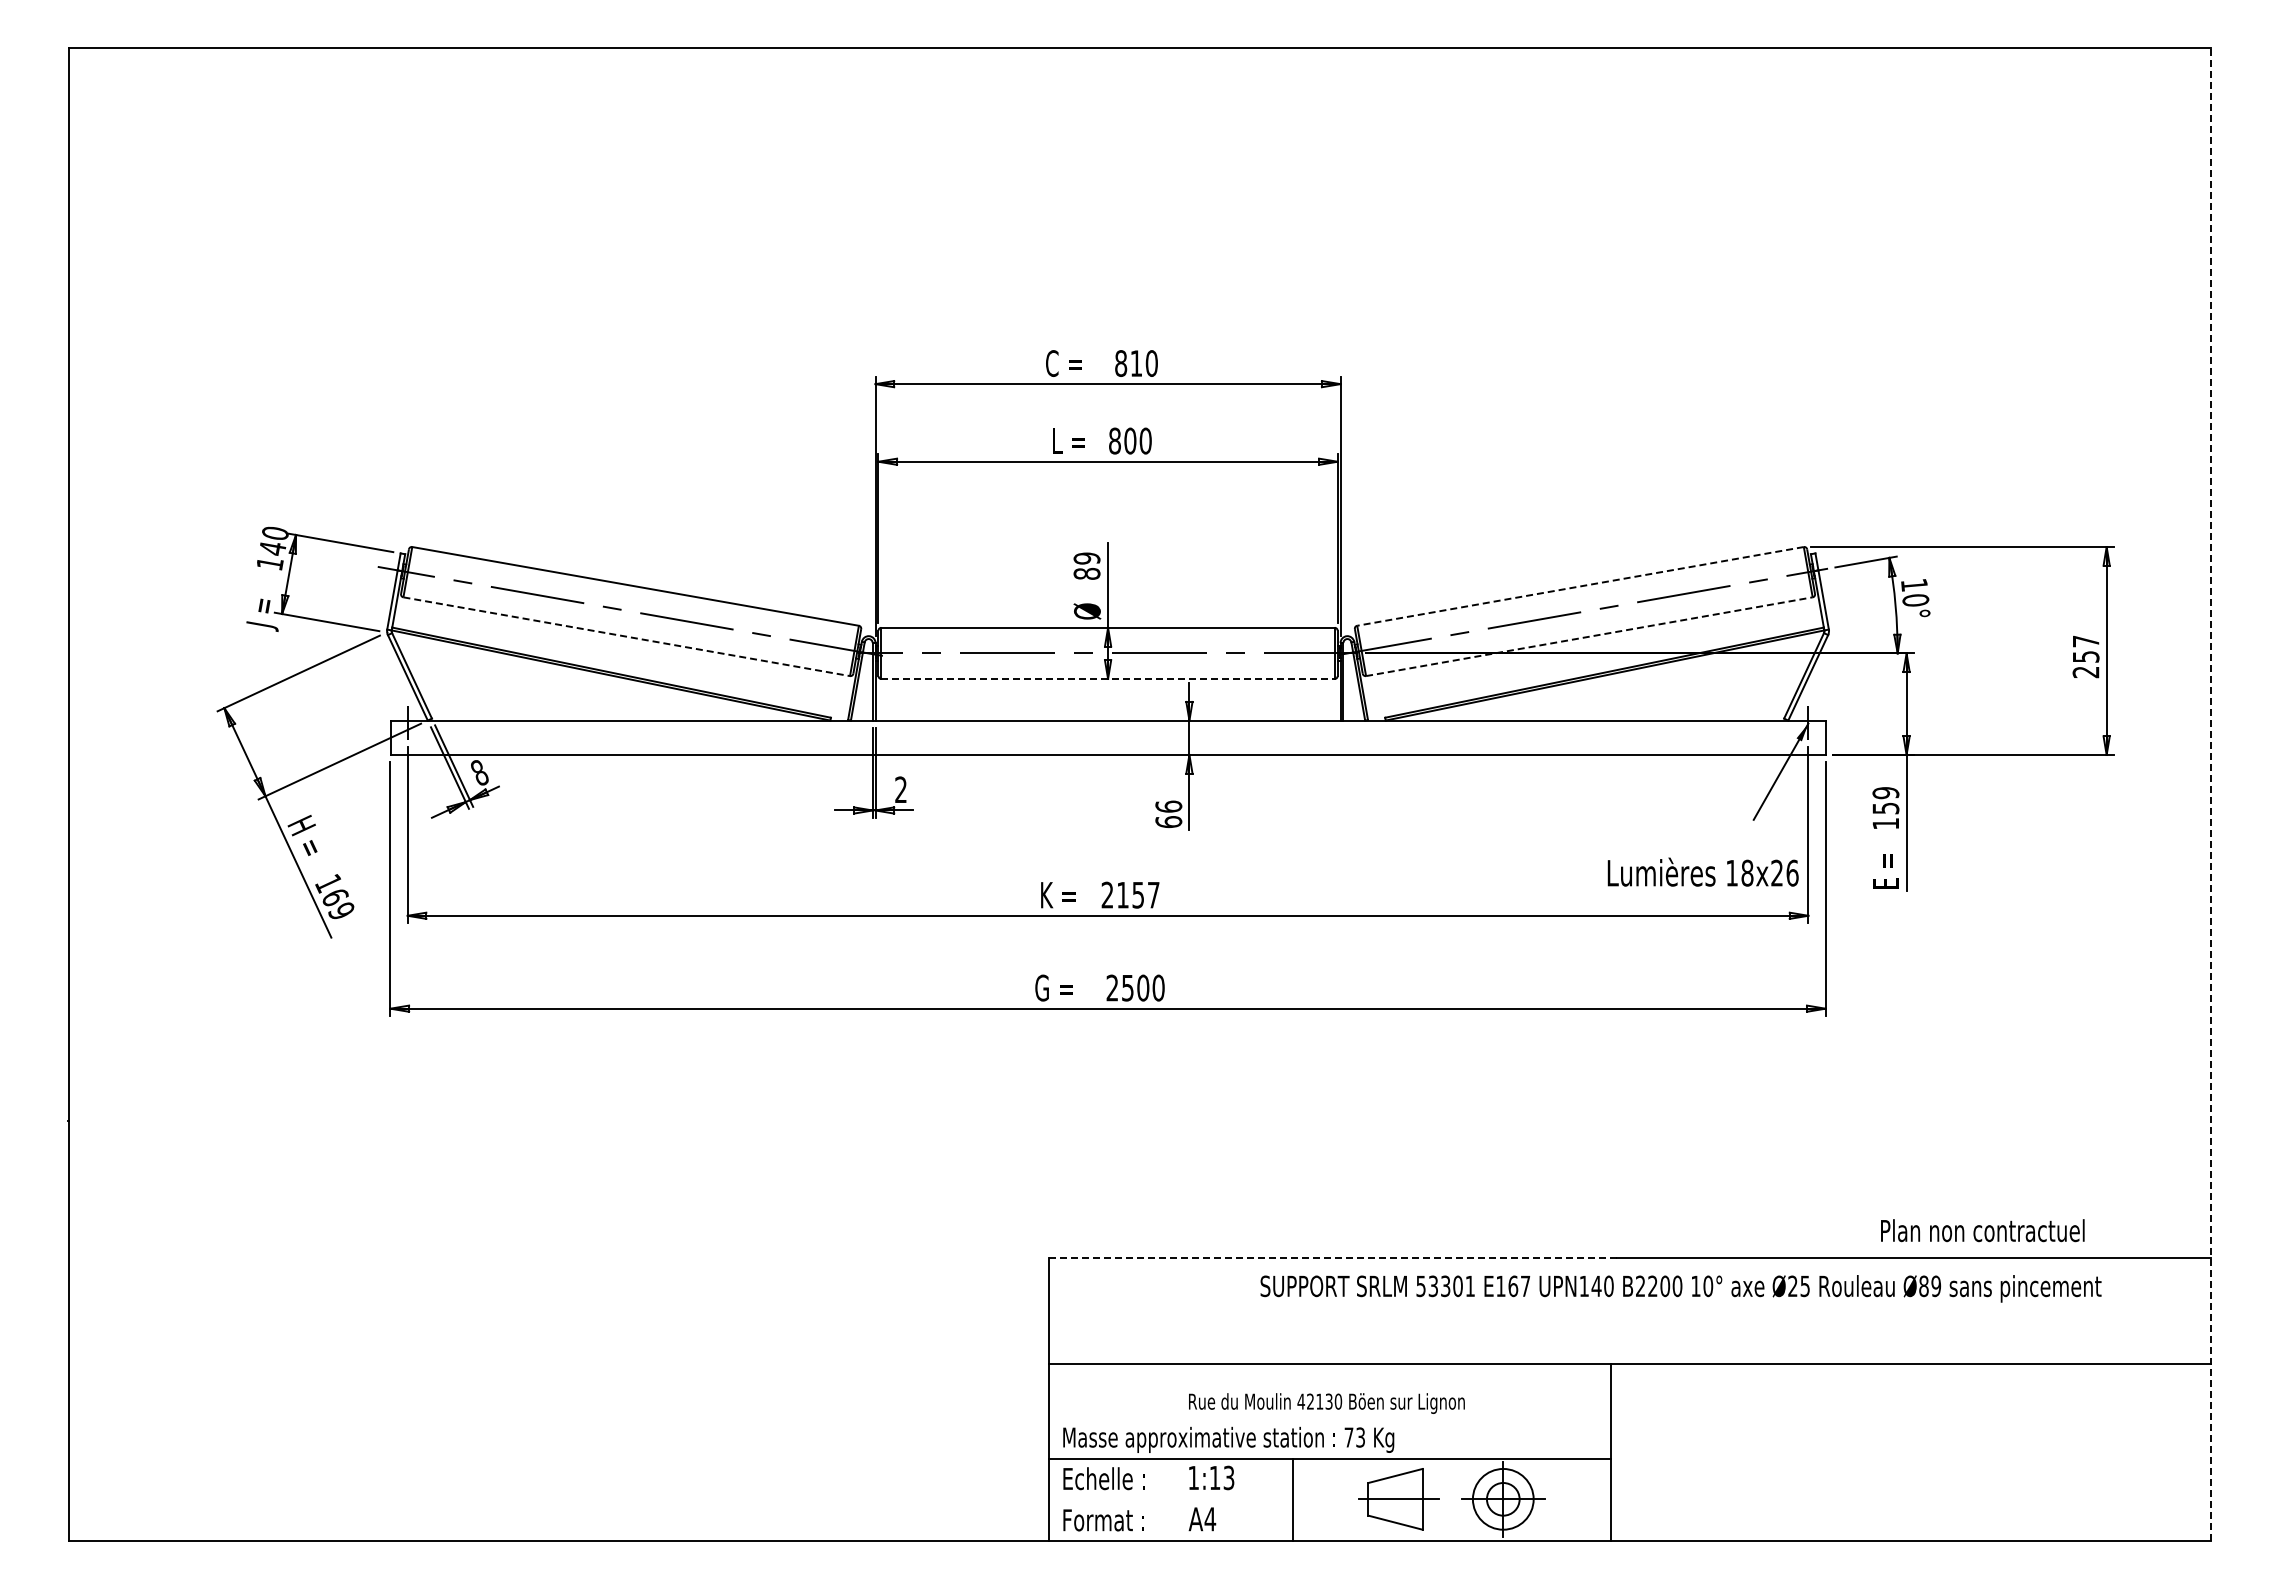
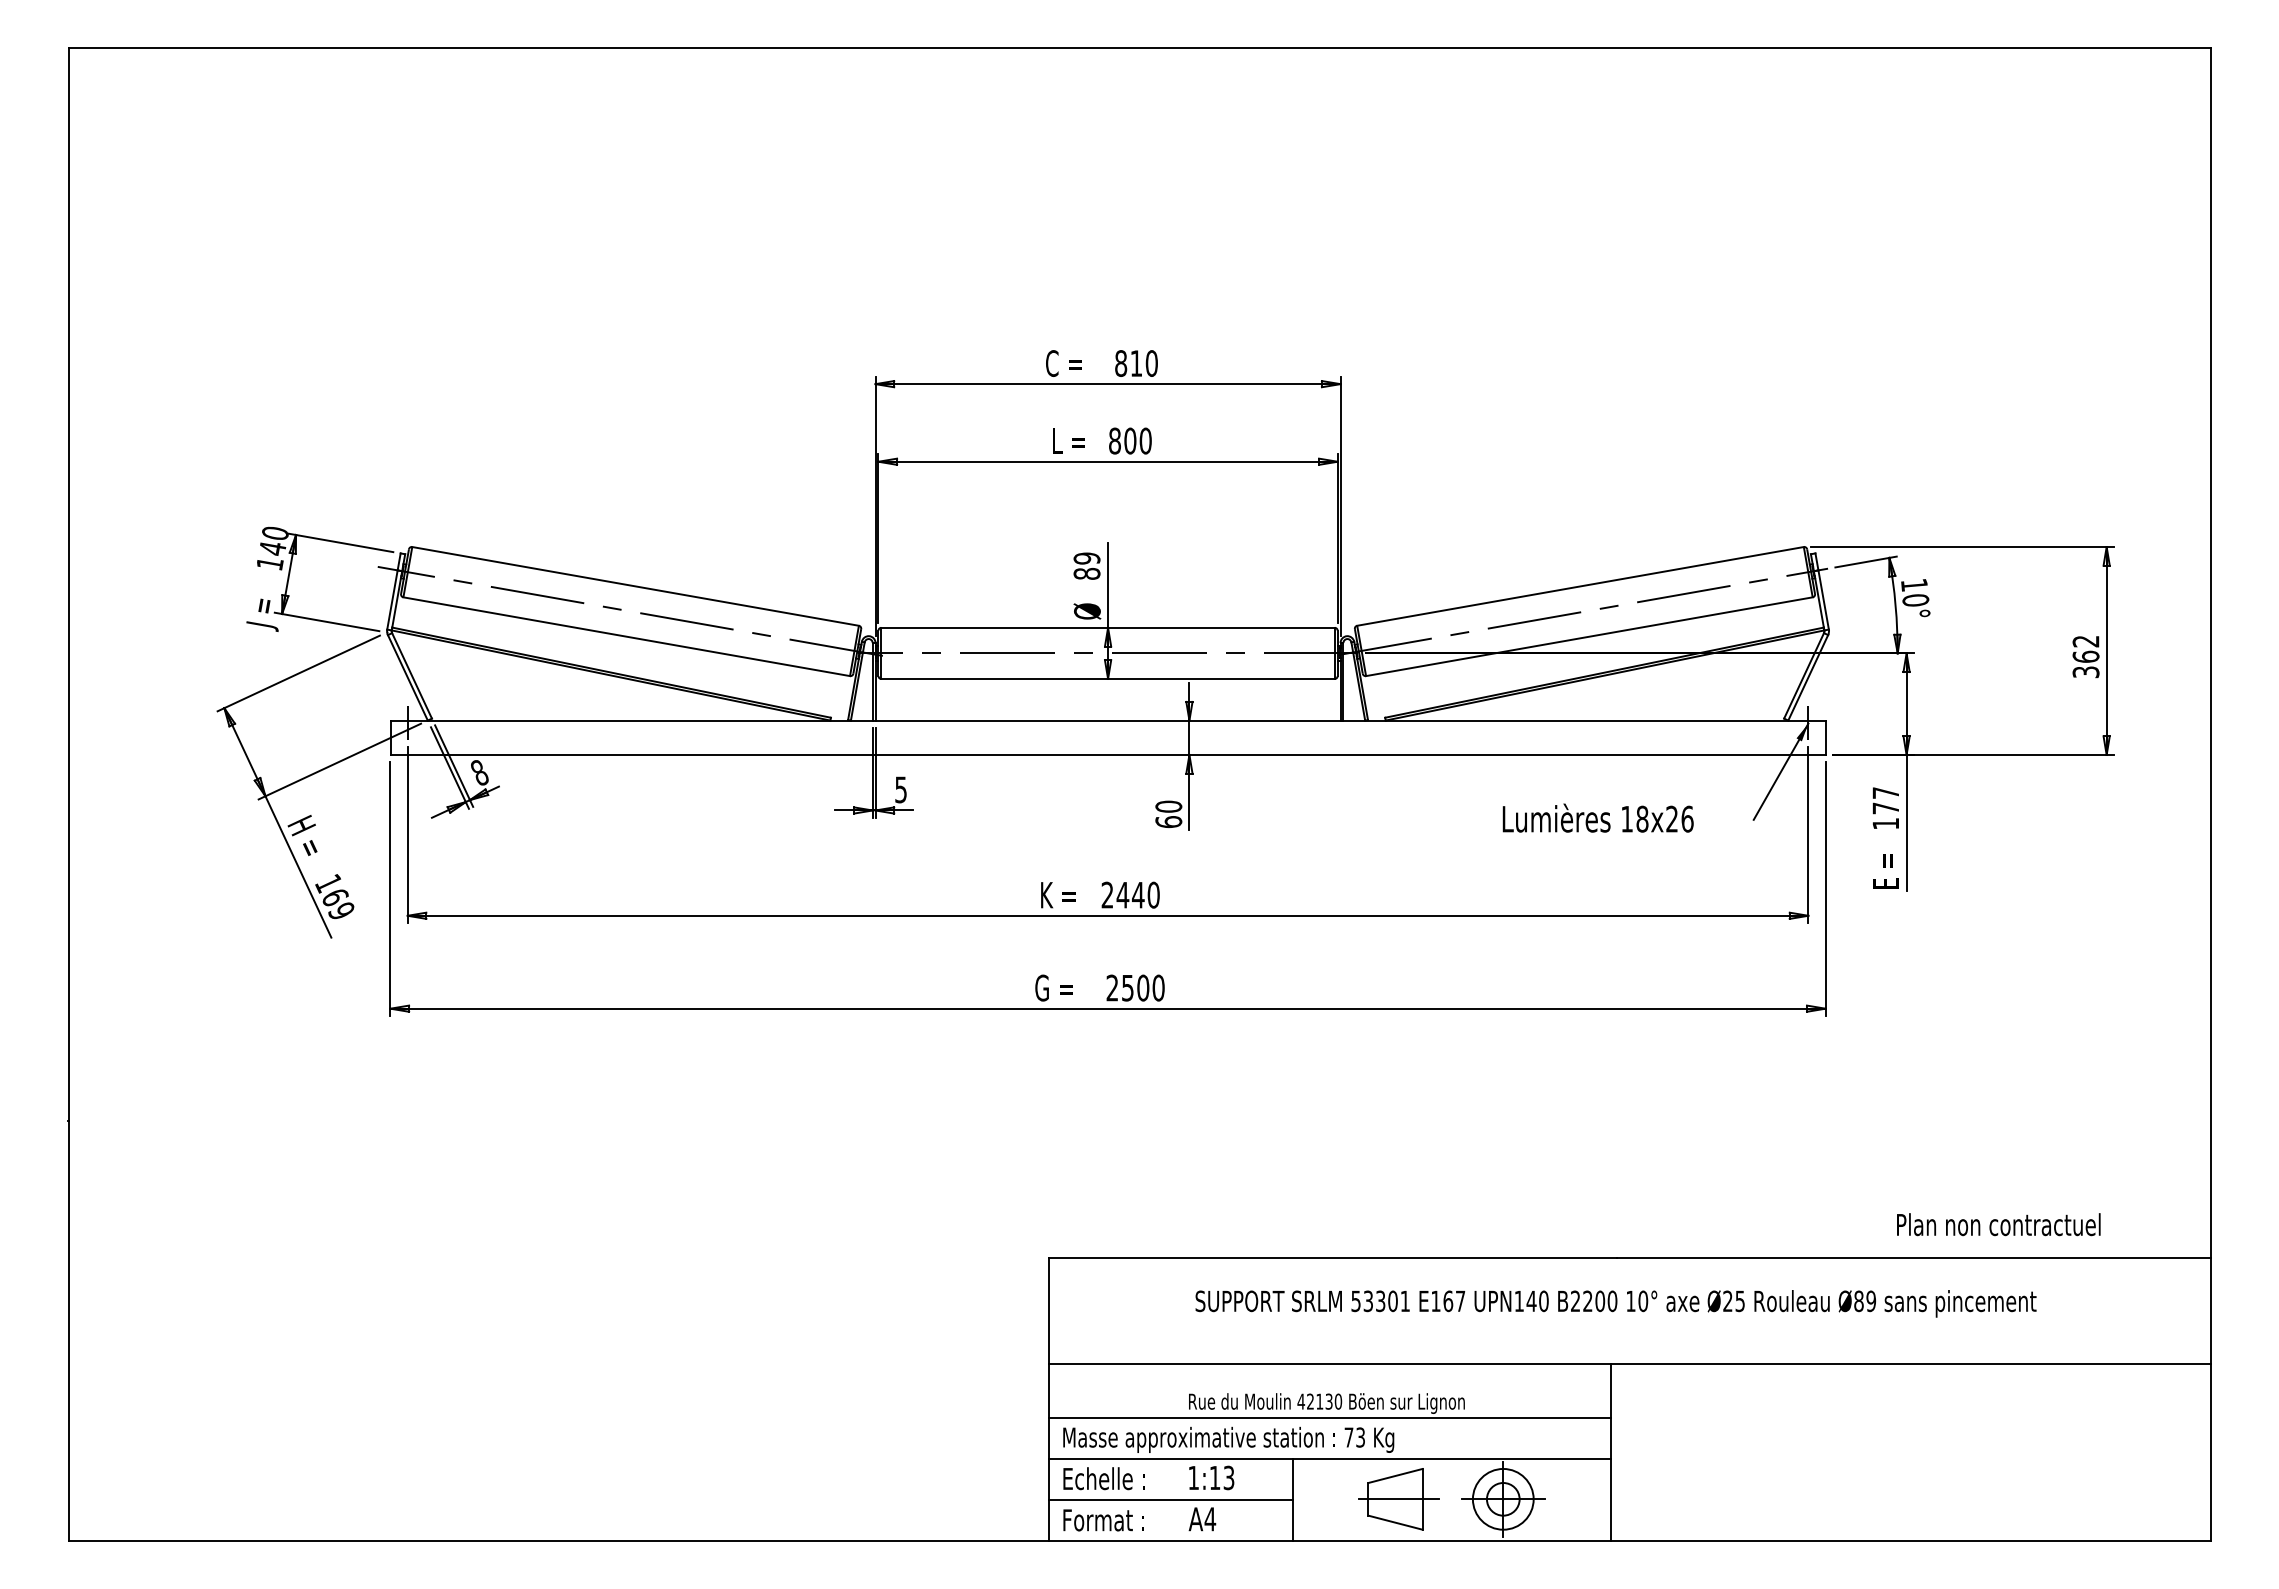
line: dashed -> solid (1580, 586)
line: dashed -> solid (626, 636)
line: dashed -> solid (1589, 636)
text: 257 -> 362 (2085, 656)
line: dashed -> solid (1108, 678)
text: 2 -> 5 (900, 789)
line: dashed -> solid (2210, 794)
text: 159 -> 177 (1885, 800)
text: 66 -> 60 (1168, 806)
text position: (1702, 871) -> (1597, 817) (1597, 817)
text: 2157 -> 2440 (1137, 894)
text position: (1982, 1230) -> (1998, 1224) (1998, 1224)
line: dashed -> solid (1333, 1257)
text position: (1680, 1288) -> (1615, 1303) (1615, 1303)
line: none -> present (1330, 1418)
line: none -> present (1170, 1500)
